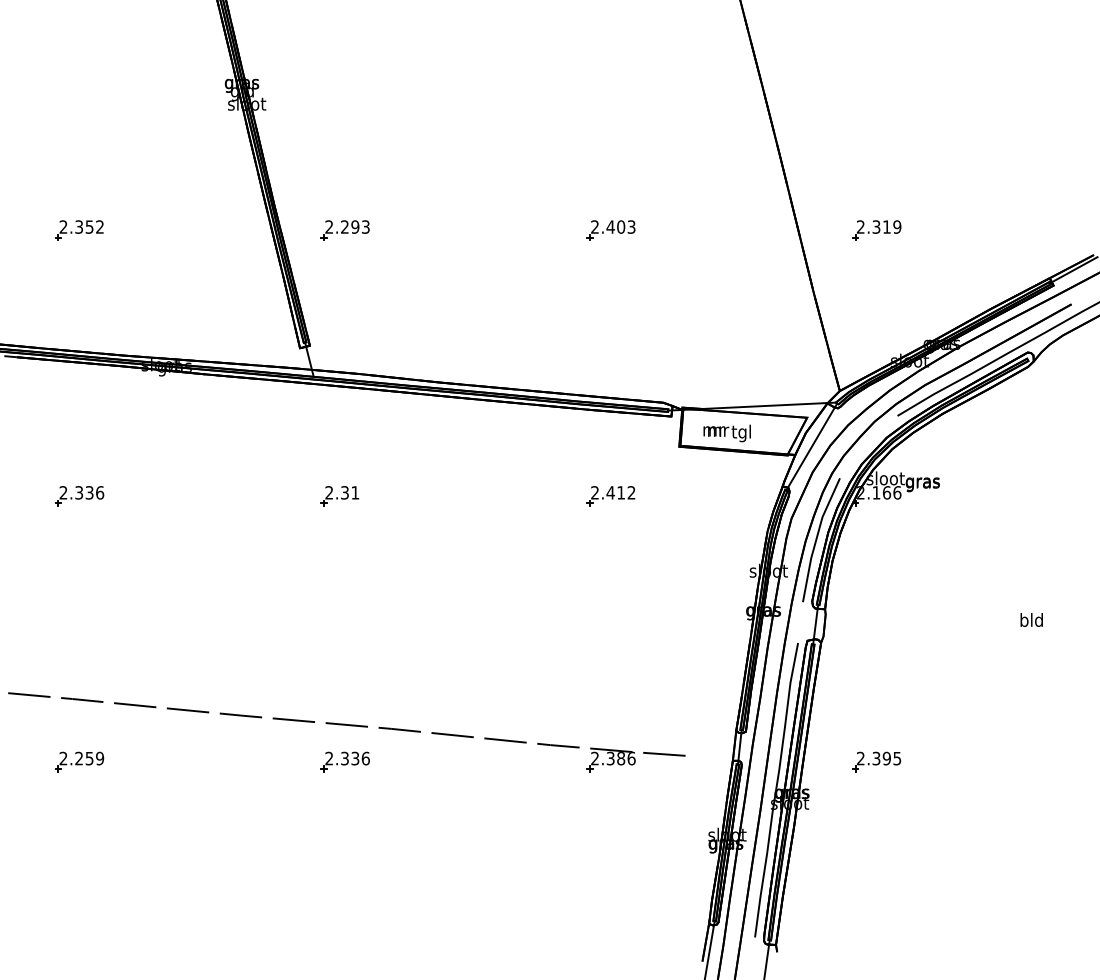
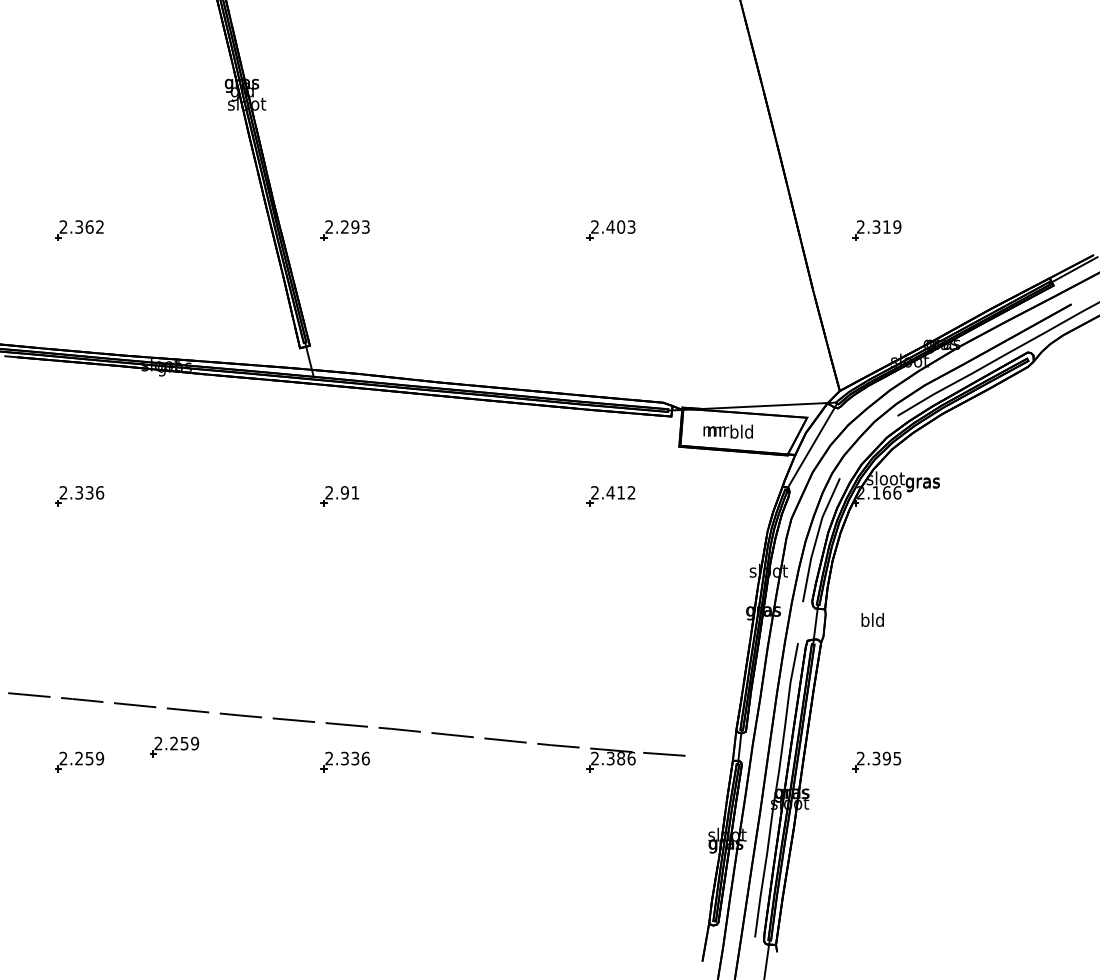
text: 2.352 -> 2.362 (89, 226)
text: tgl -> bld (741, 433)
text: 2.31 -> 2.91 (344, 492)
text position: (1031, 619) -> (872, 619) (872, 619)
part: none -> present (174, 746)
line: present -> none (709, 948)
